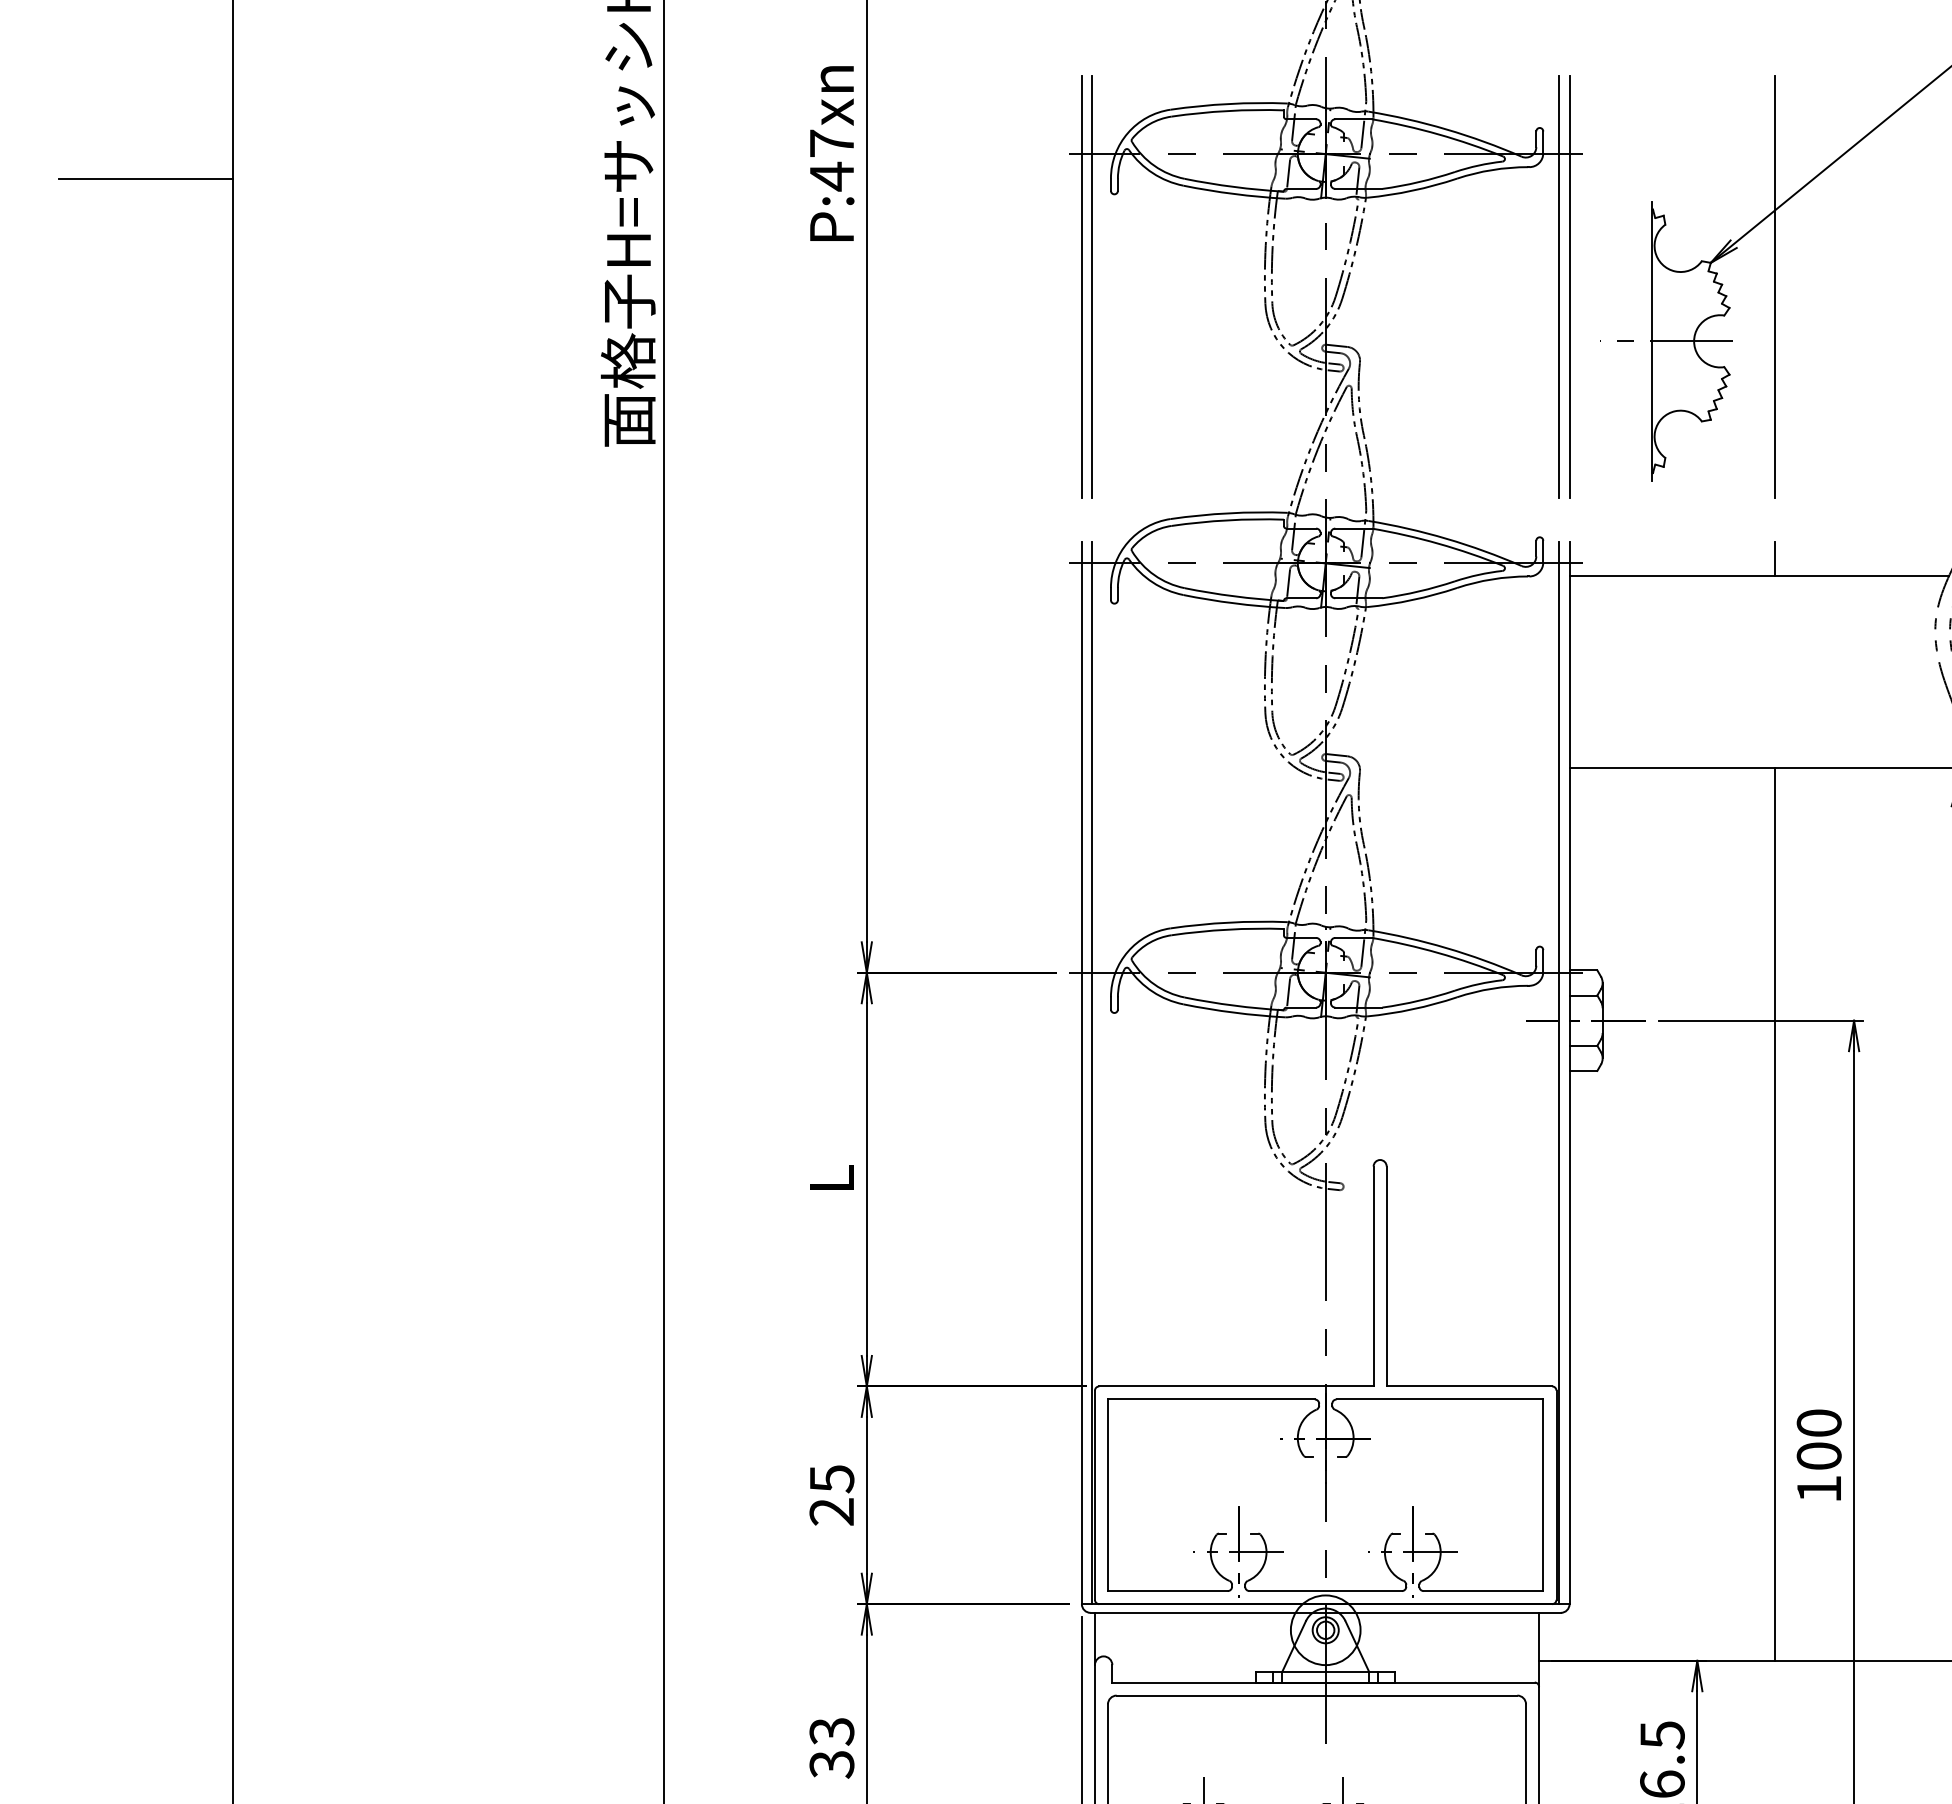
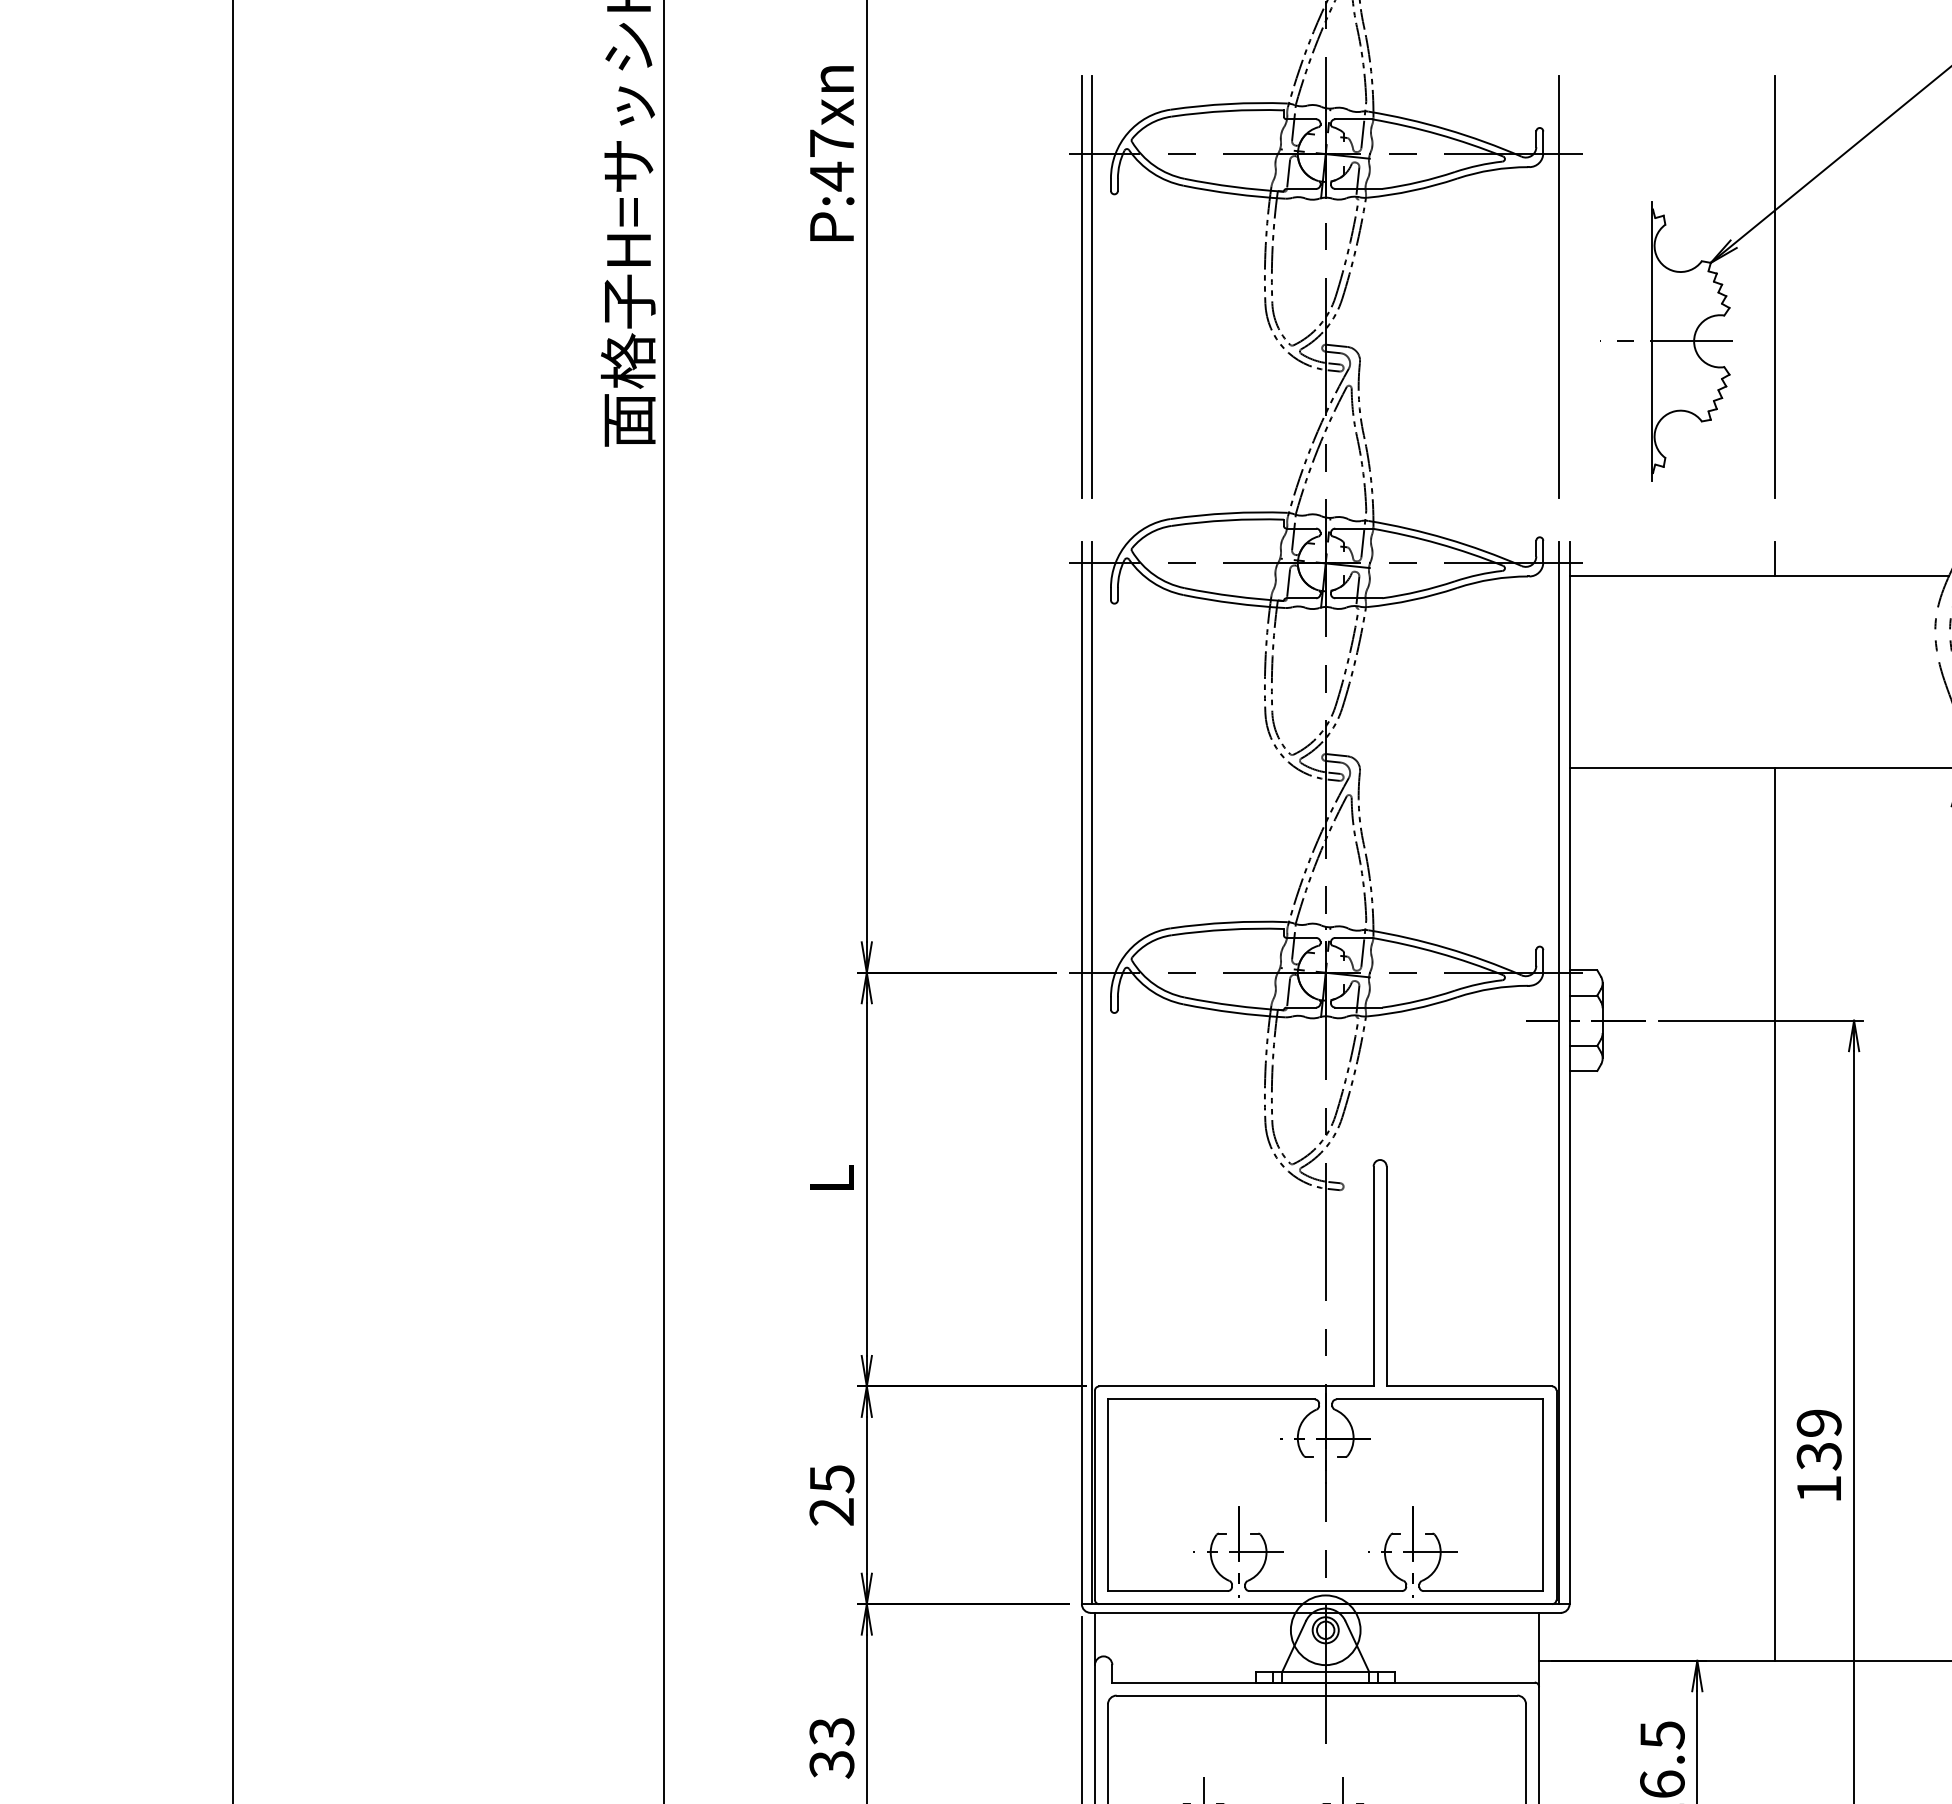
line: present -> none (145, 178)
line: present -> none (1569, 286)
text: 100 -> 139 (1818, 1439)
